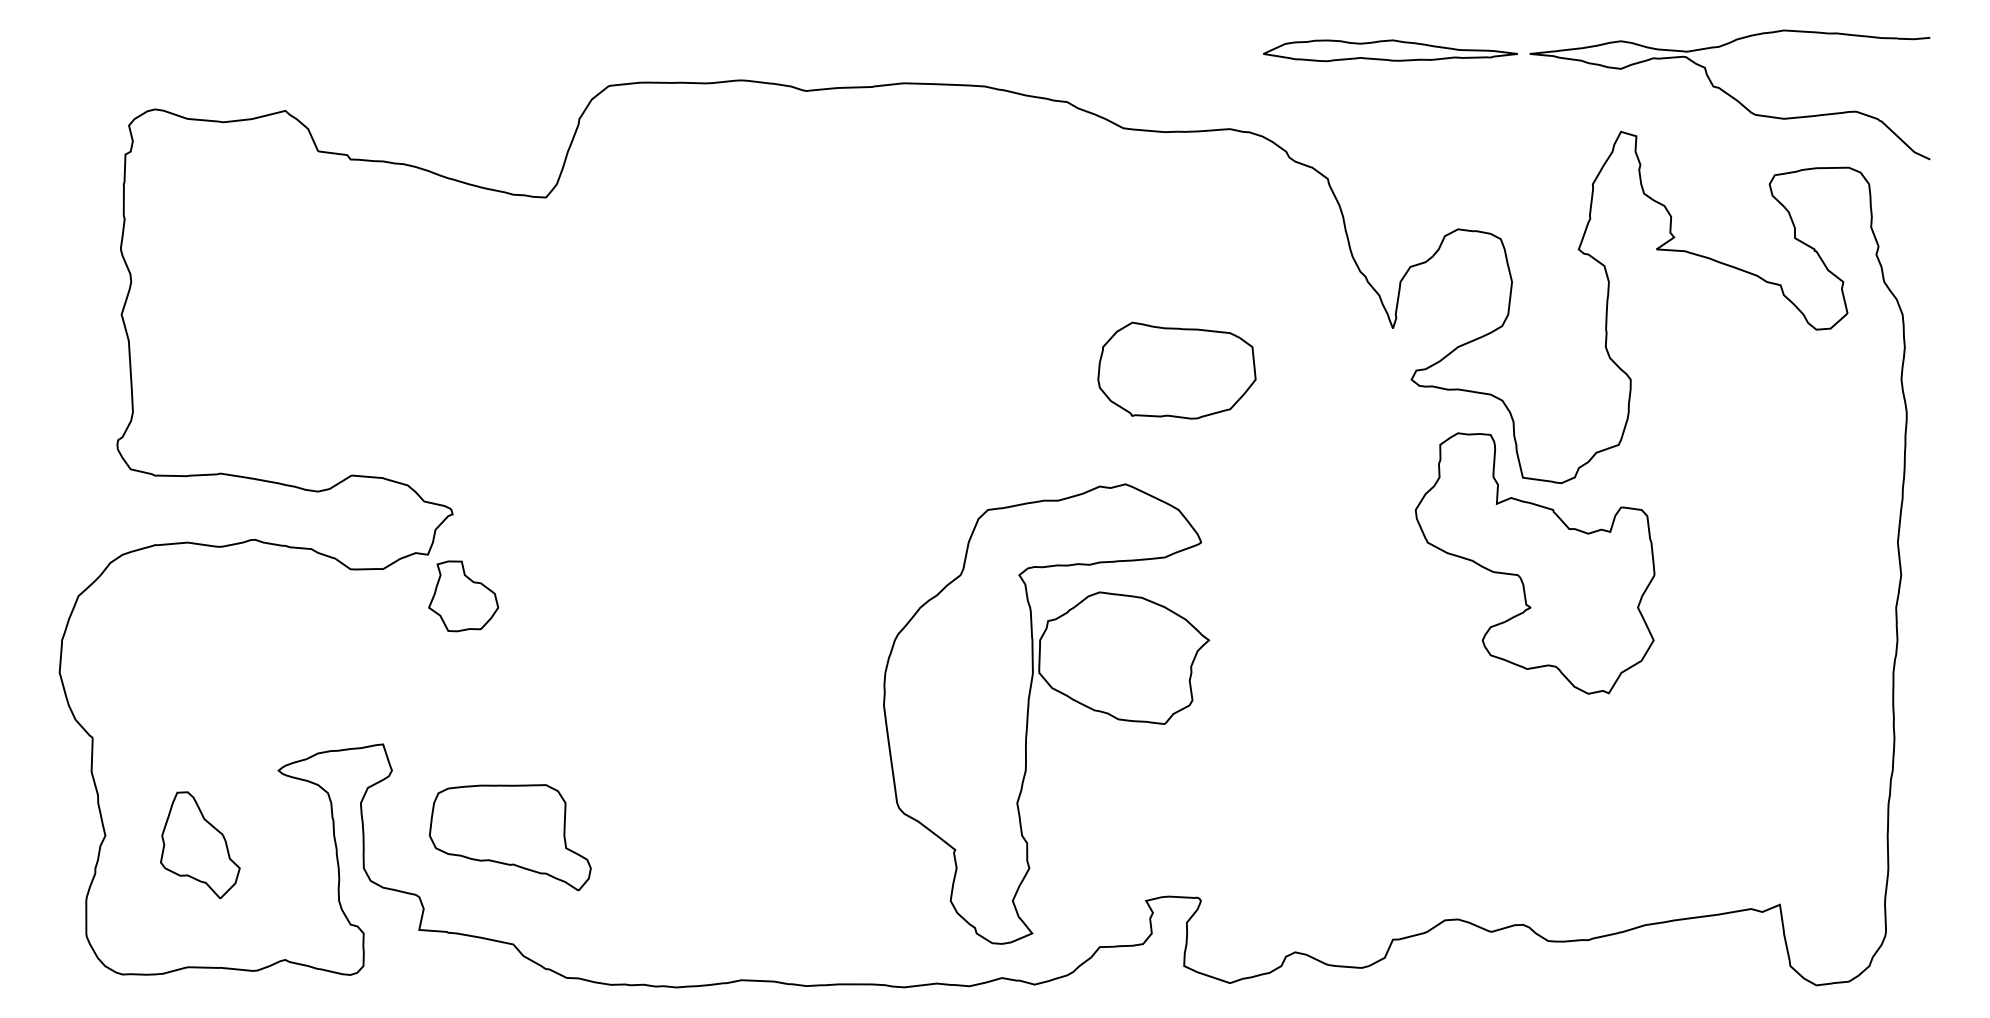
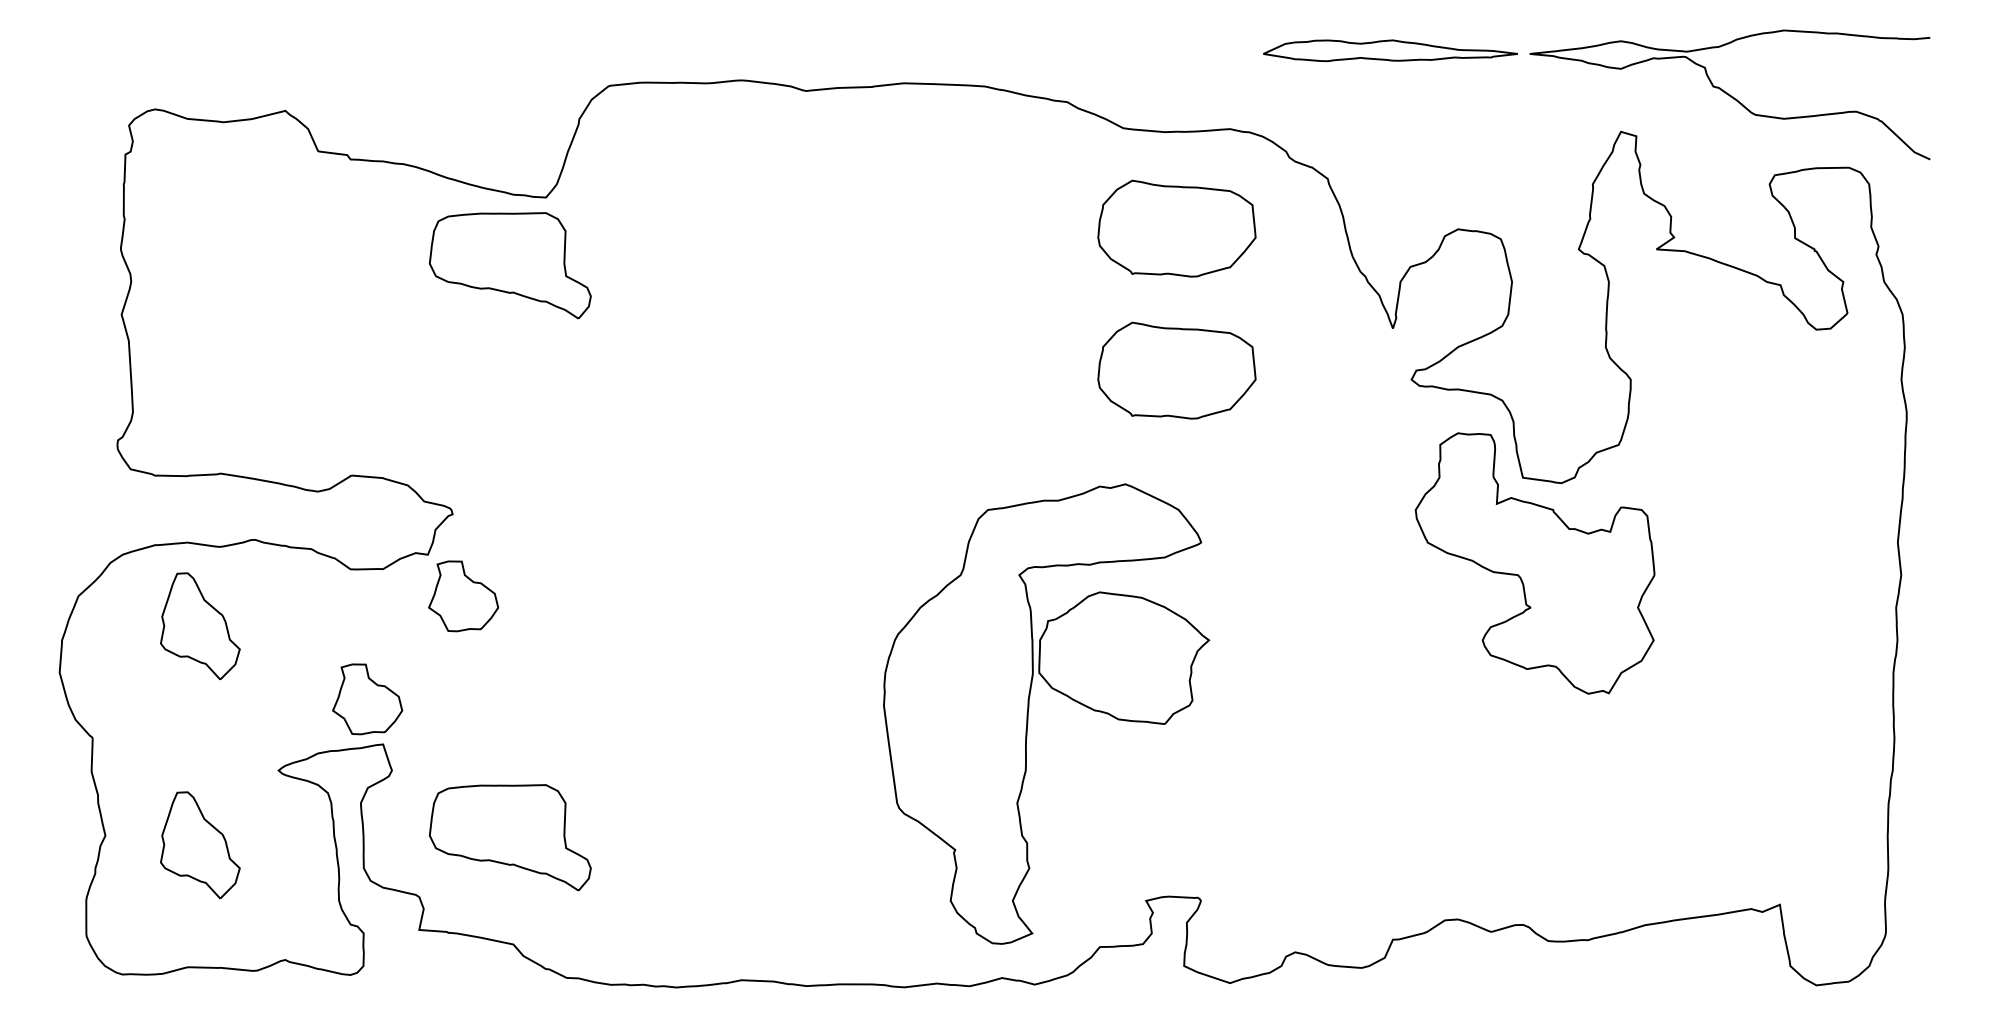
part: none -> present (1176, 228)
part: none -> present (509, 265)
part: none -> present (200, 625)
part: none -> present (367, 699)
